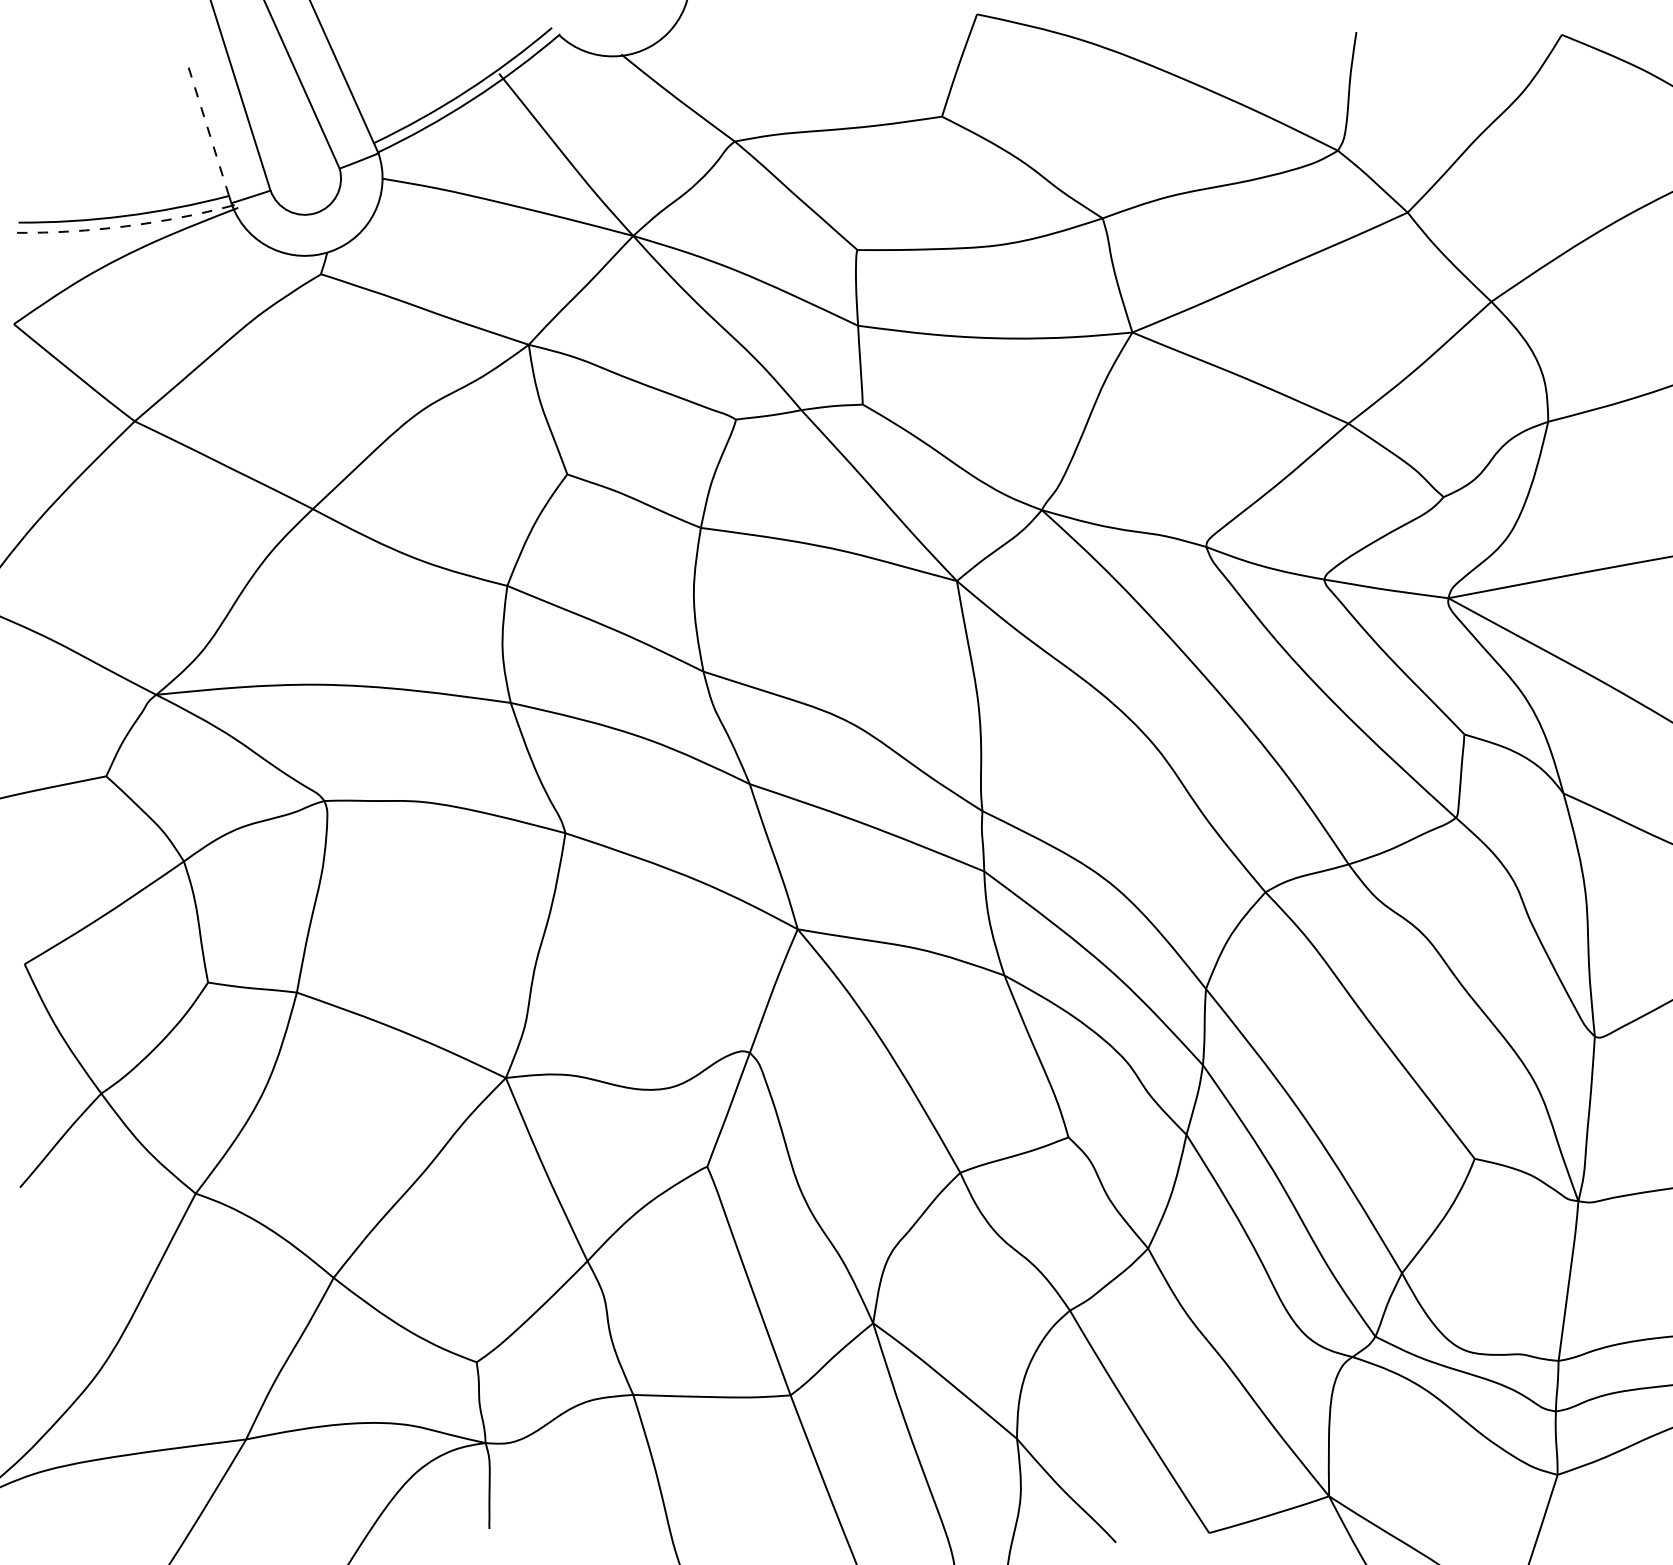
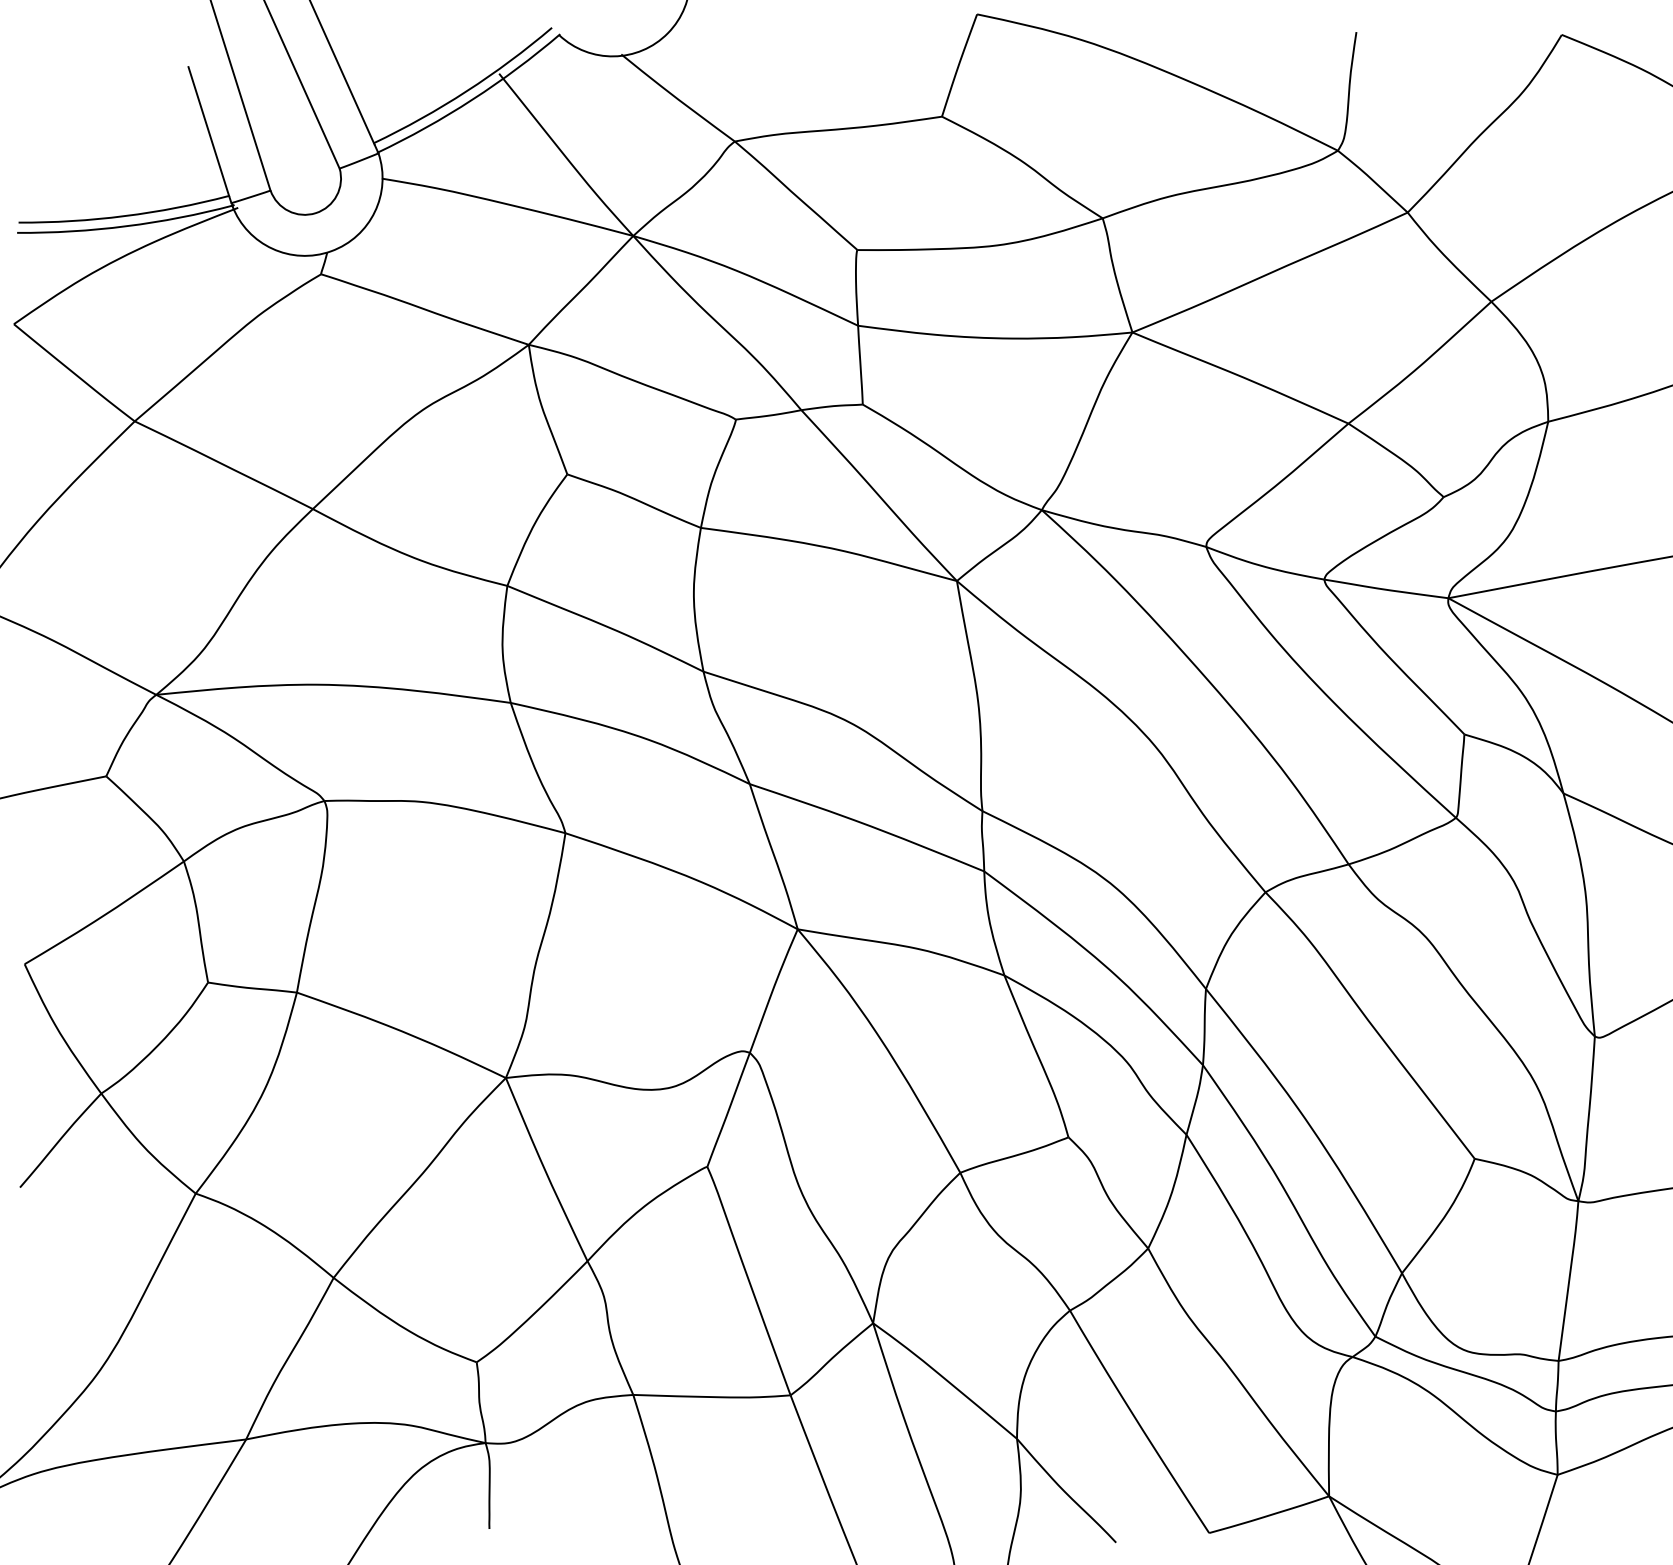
line: dashed -> solid (208, 131)
arc: dashed -> solid (126, 226)
